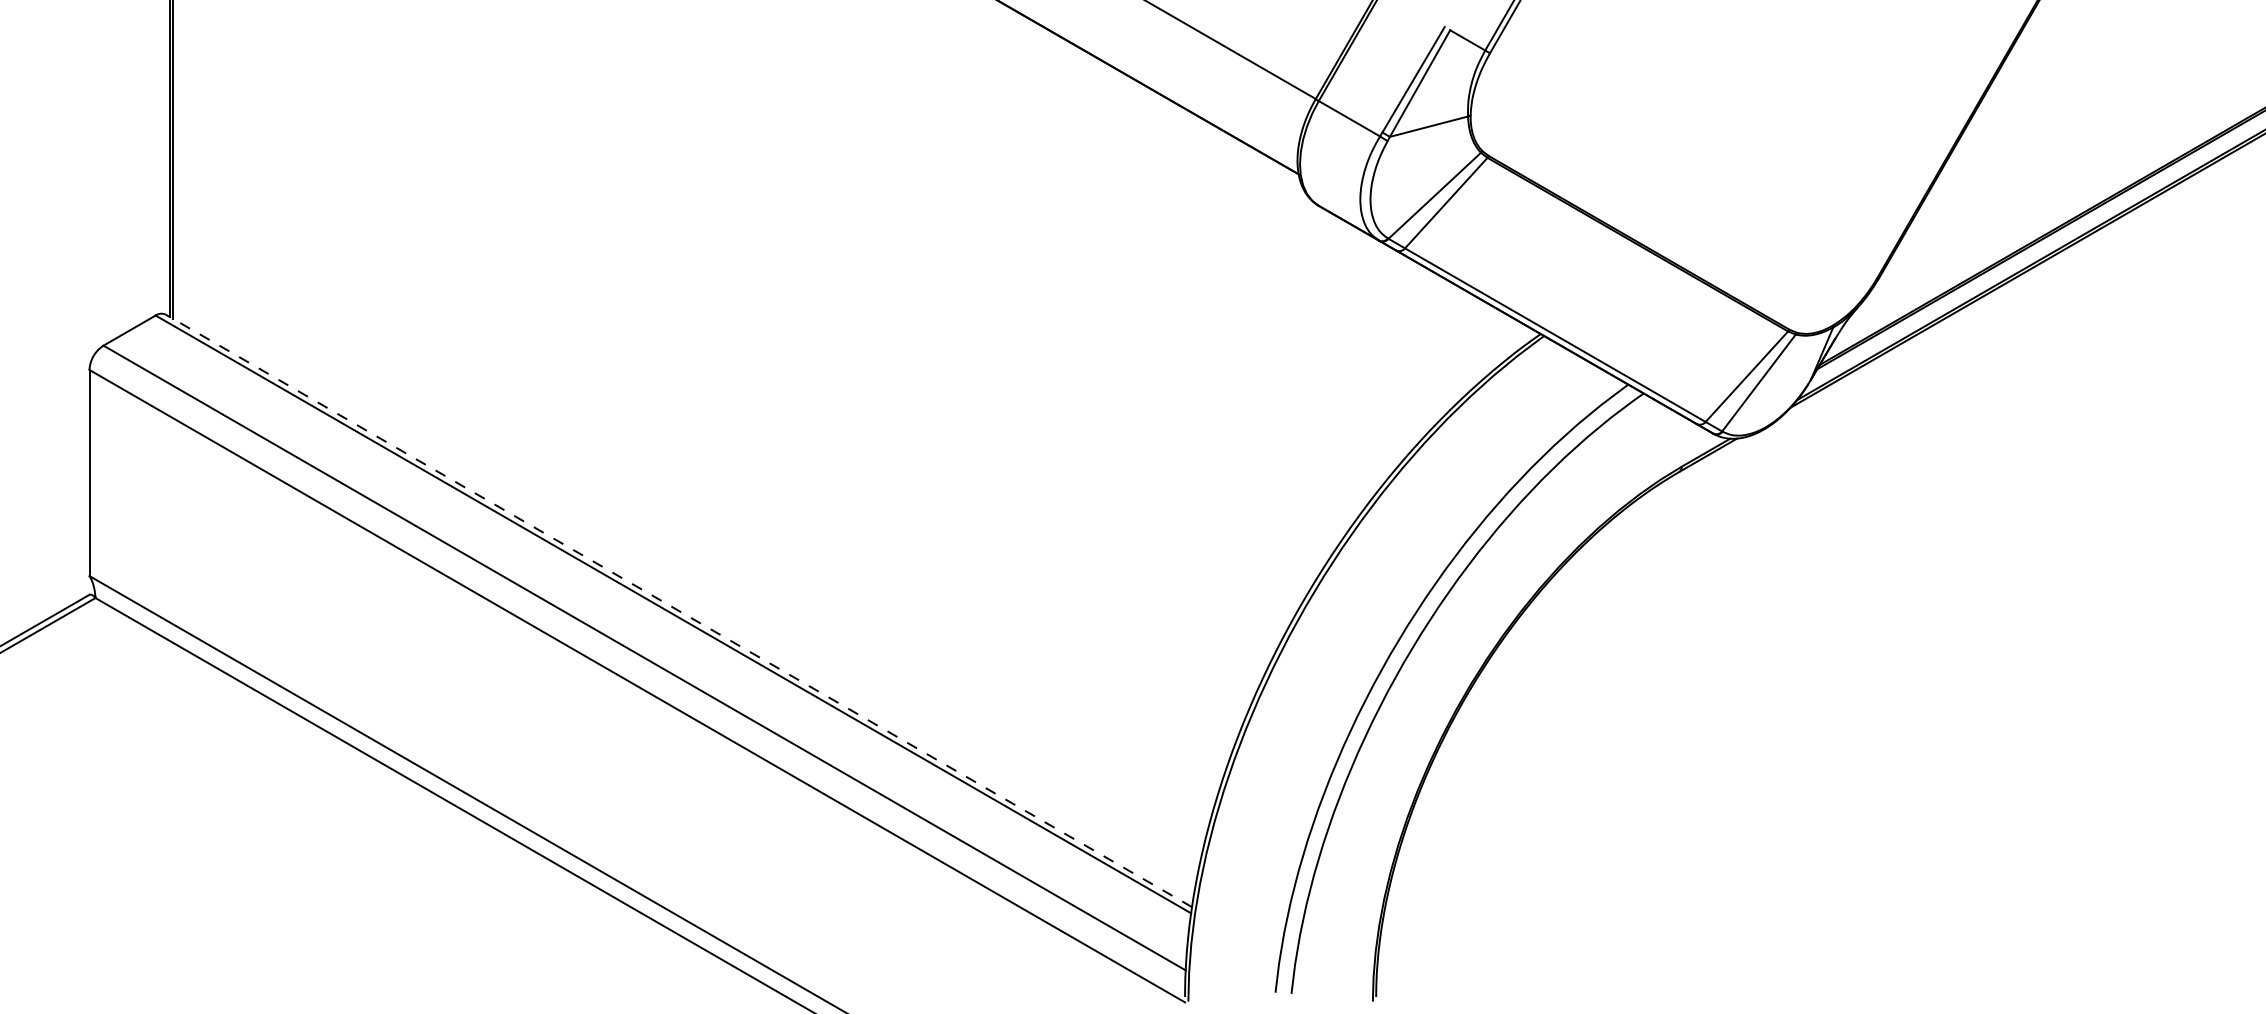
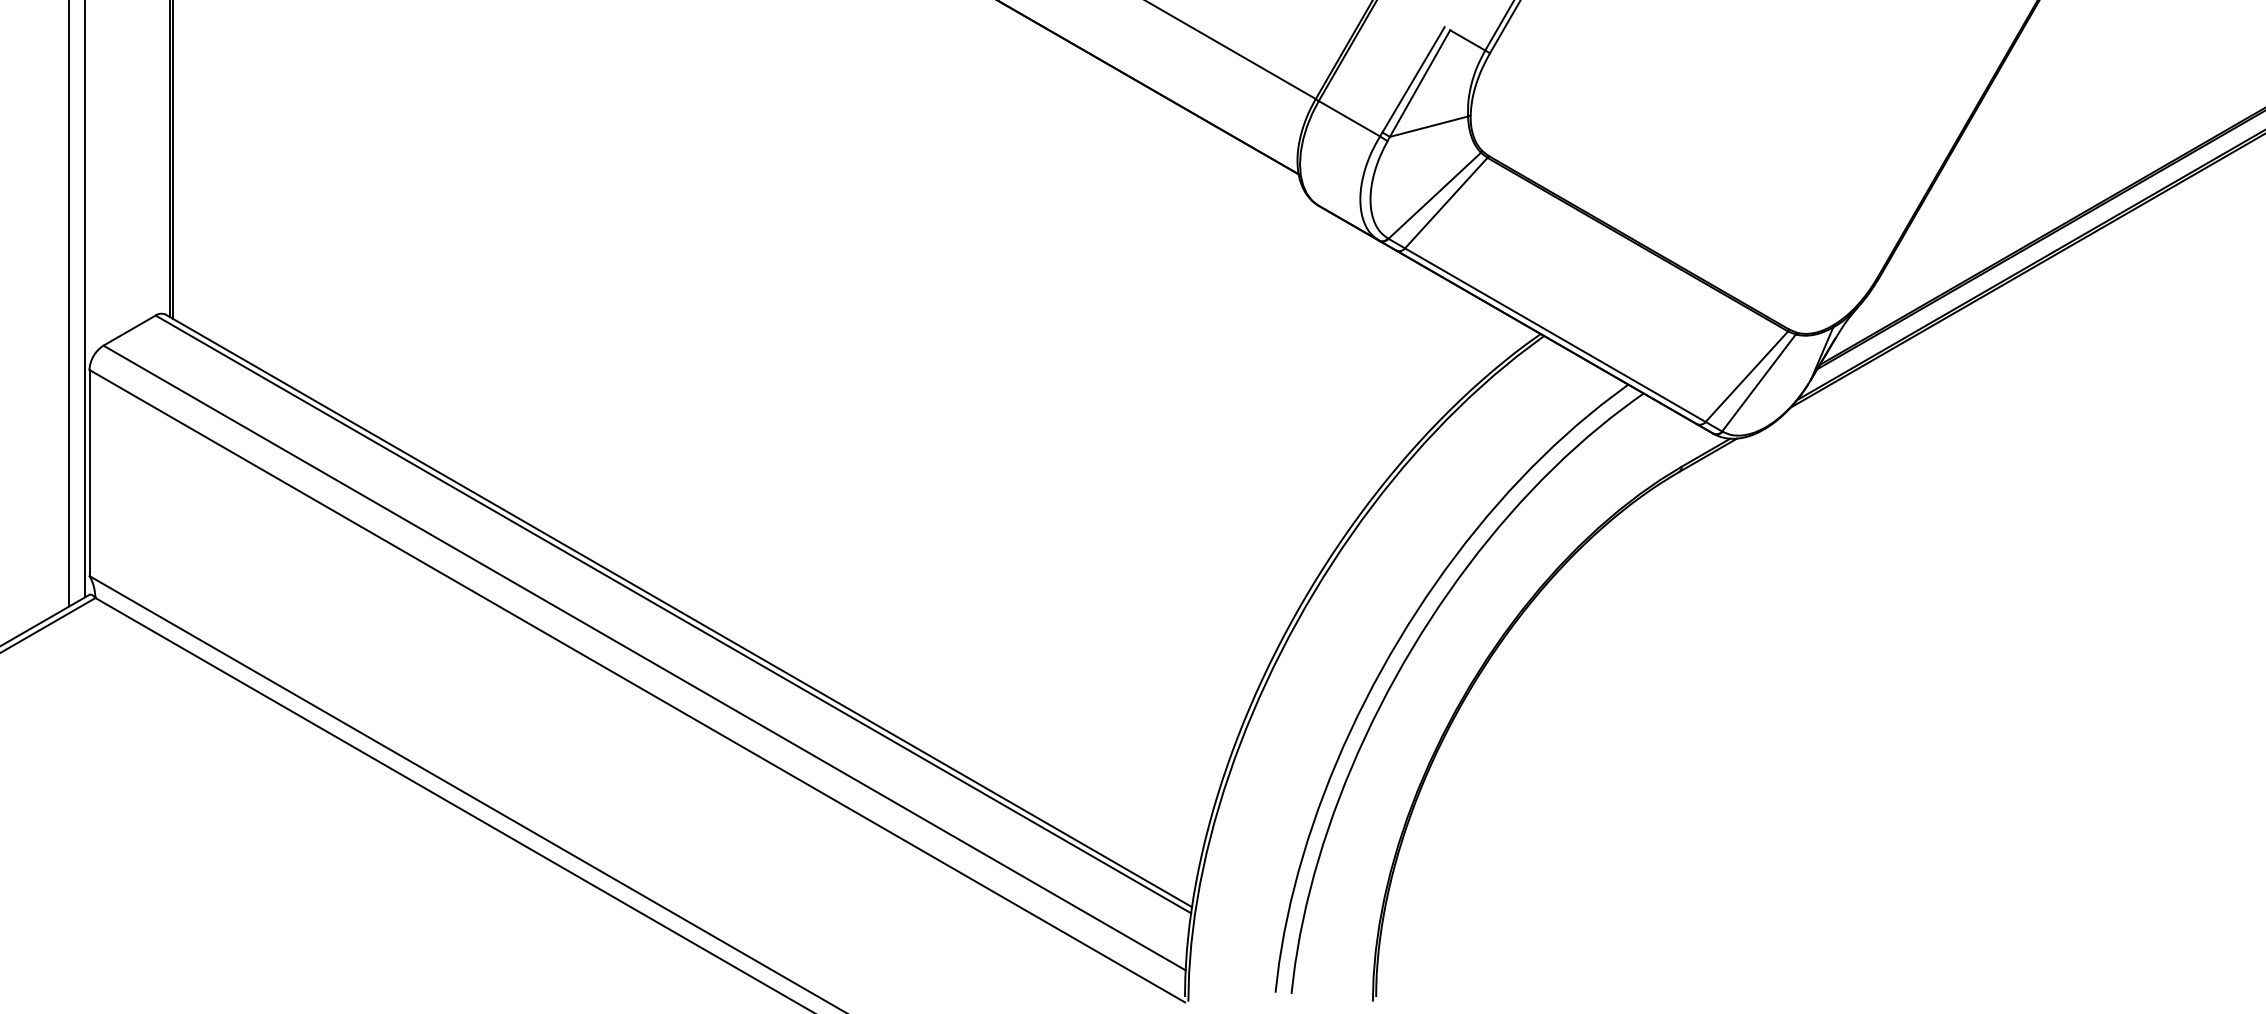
line: none -> present (85, 299)
line: none -> present (69, 304)
line: dashed -> solid (678, 610)
